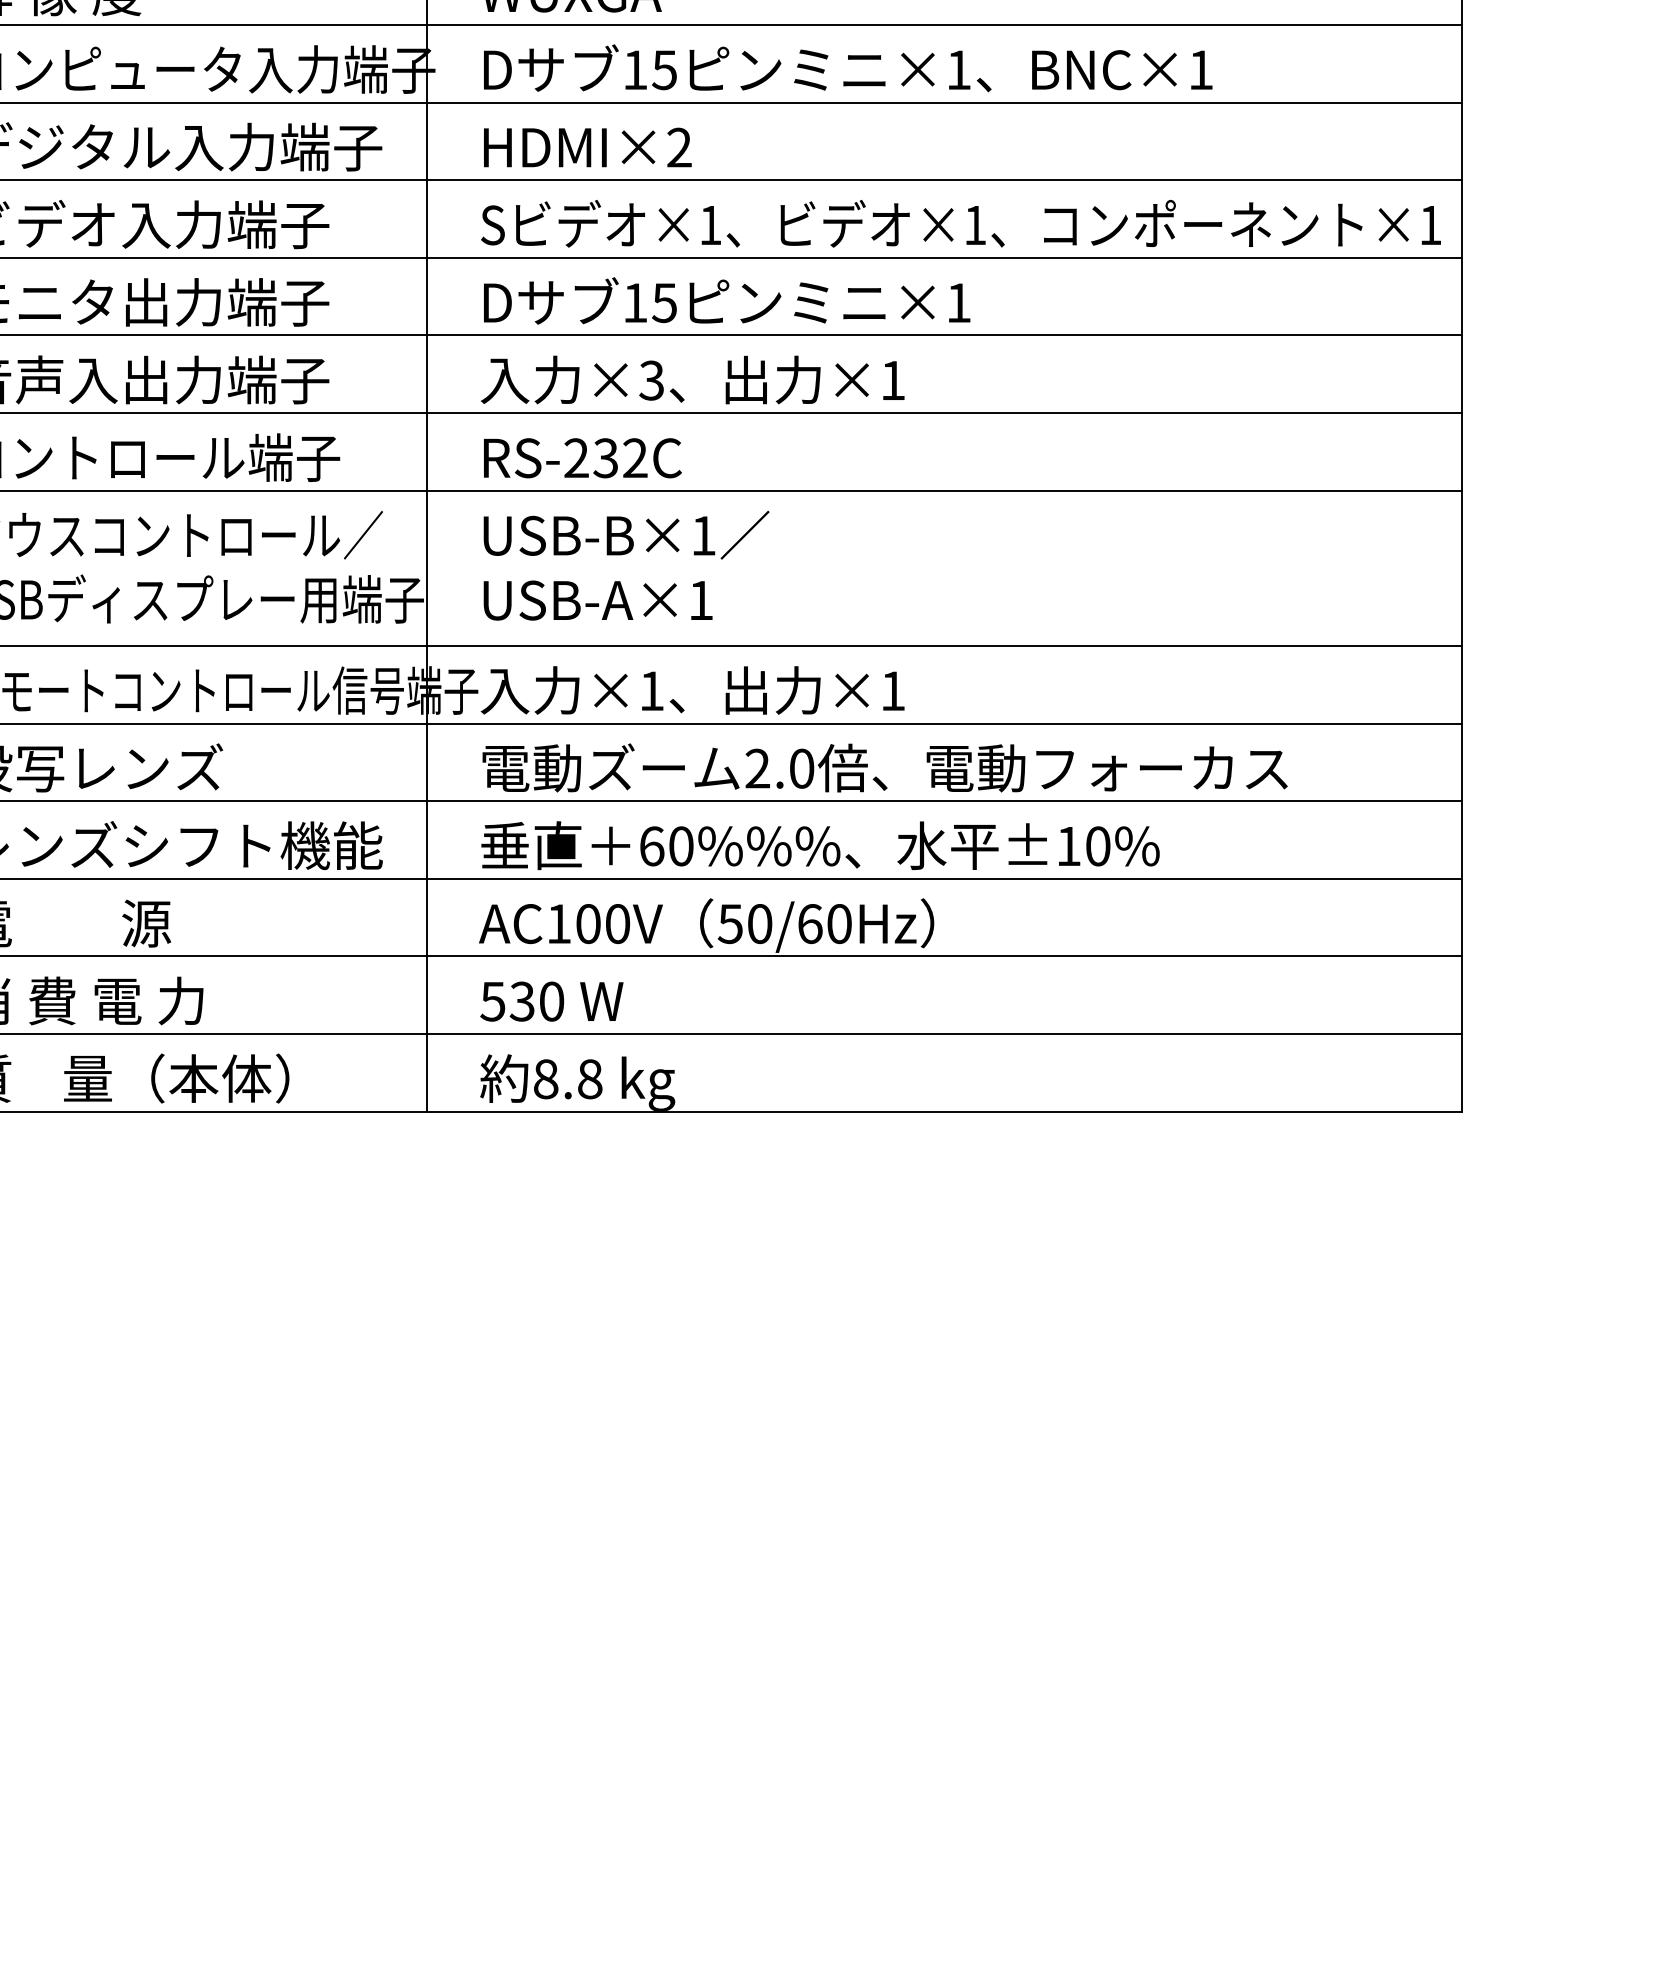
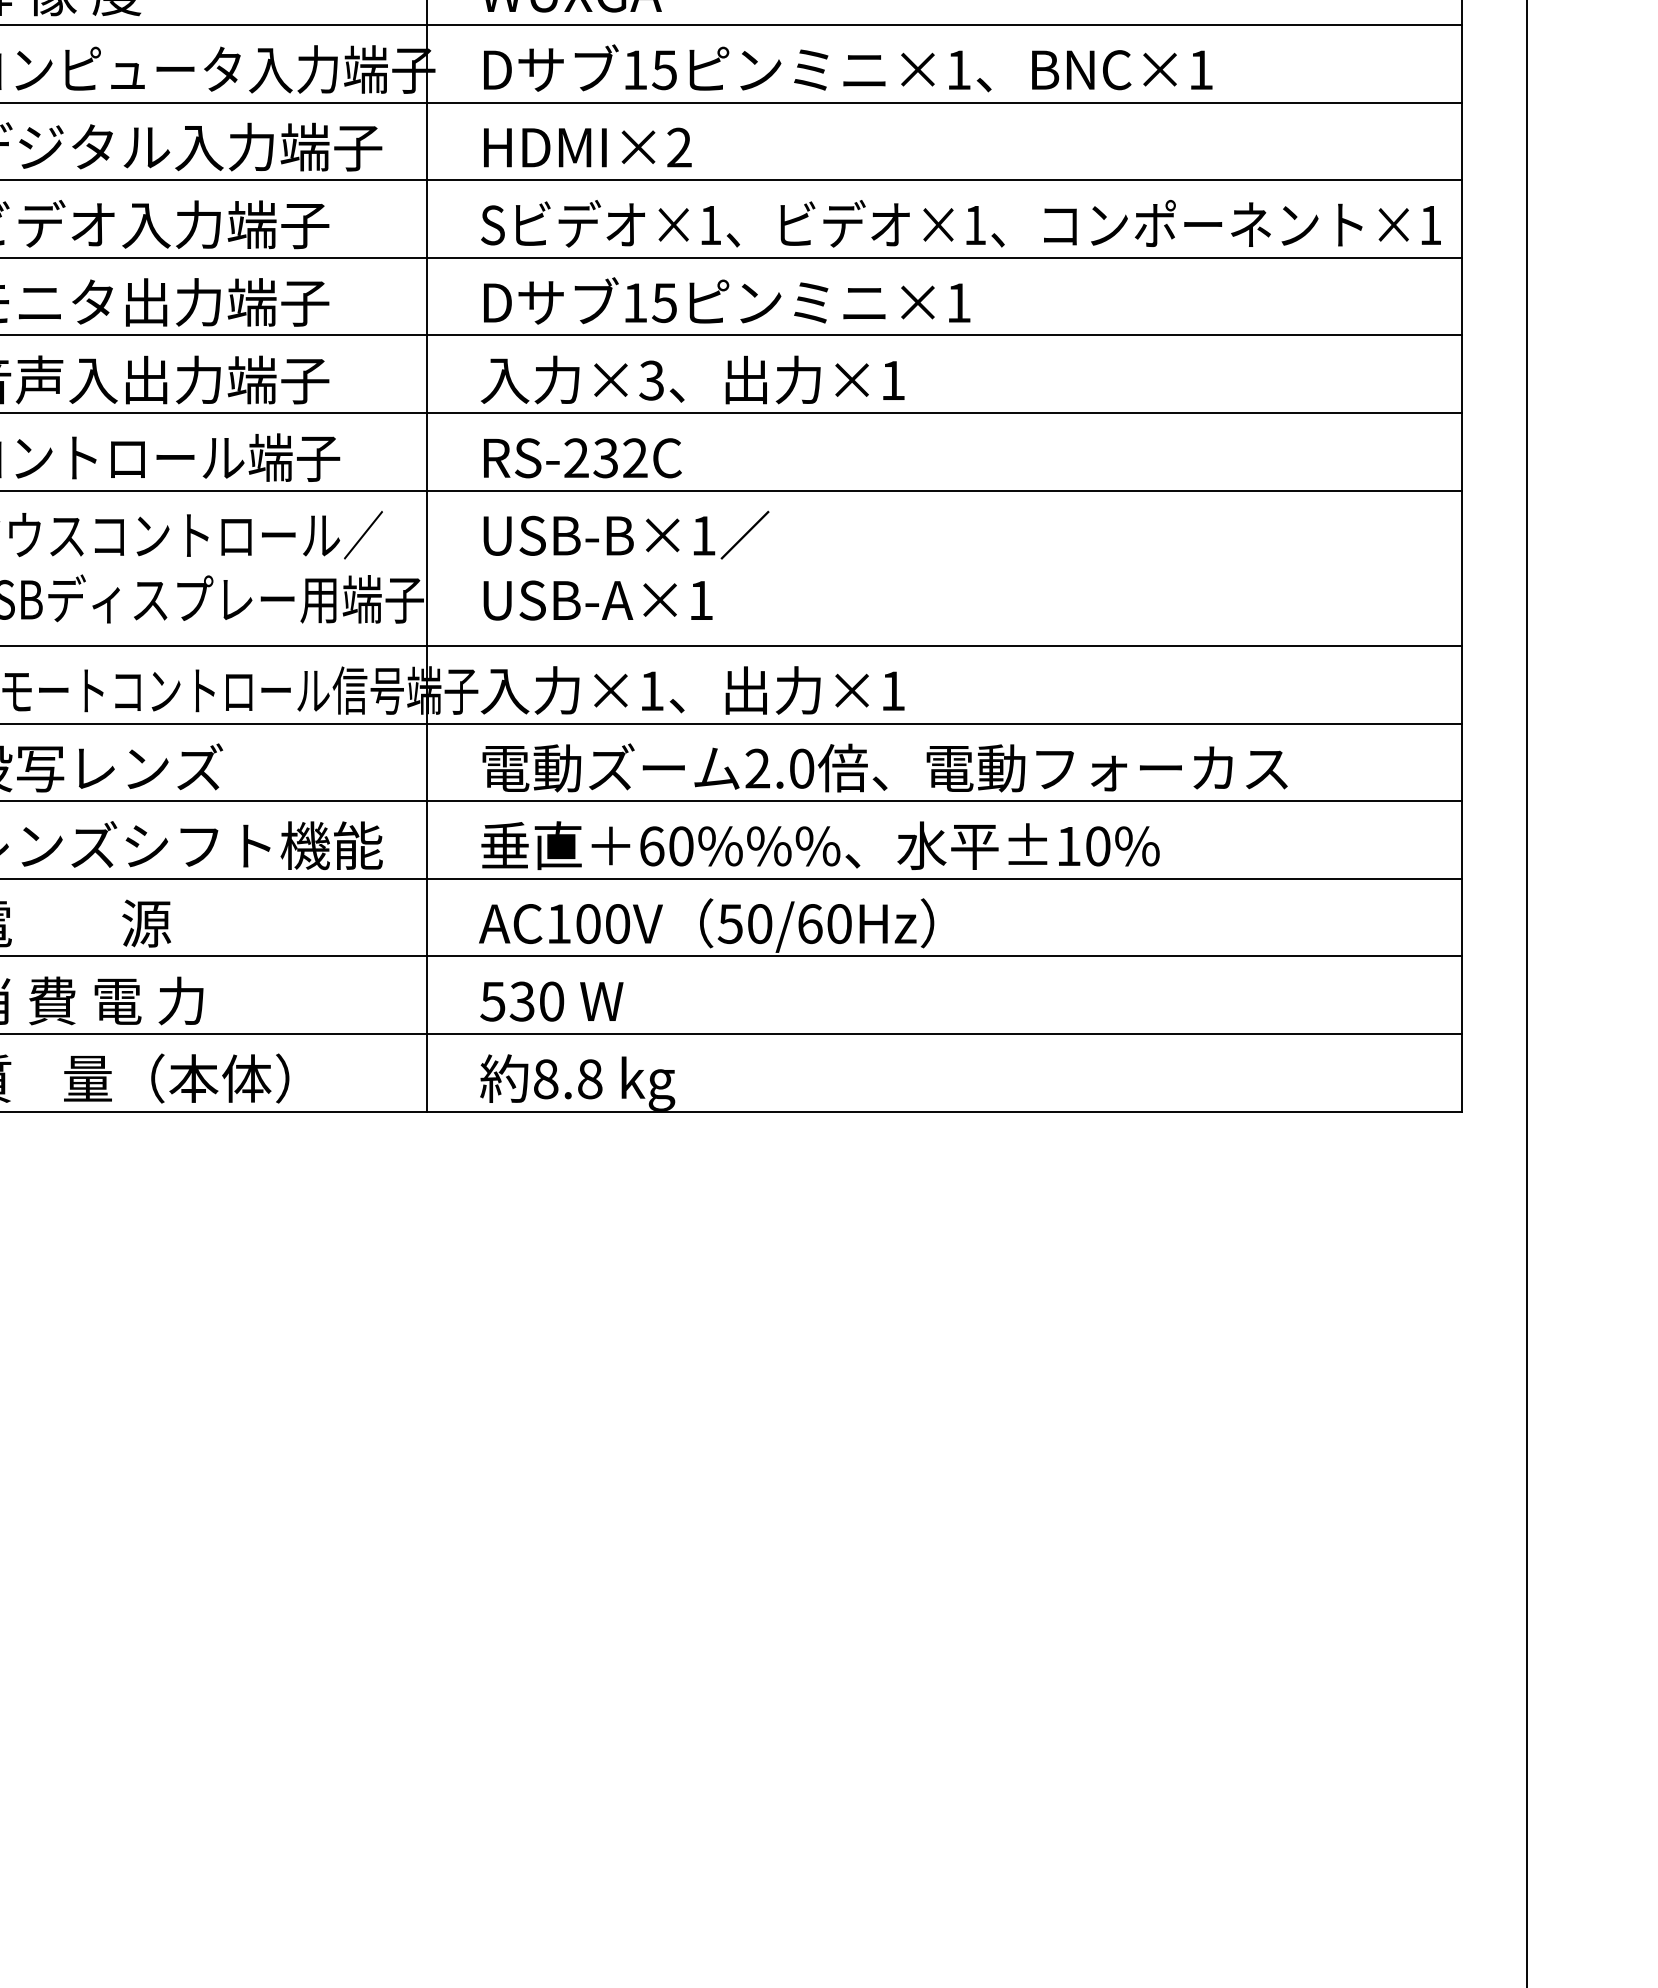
line: none -> present (1526, 993)
